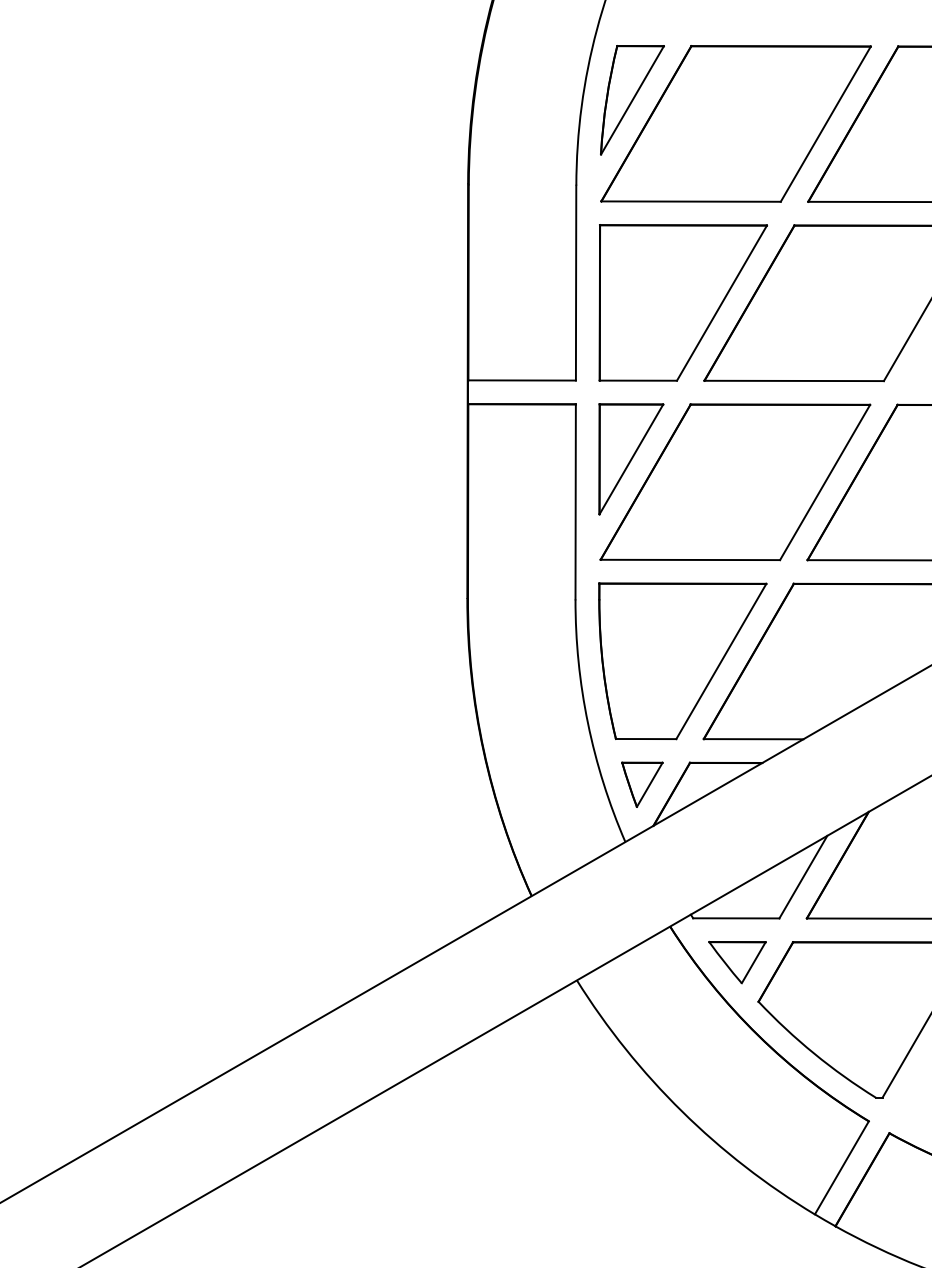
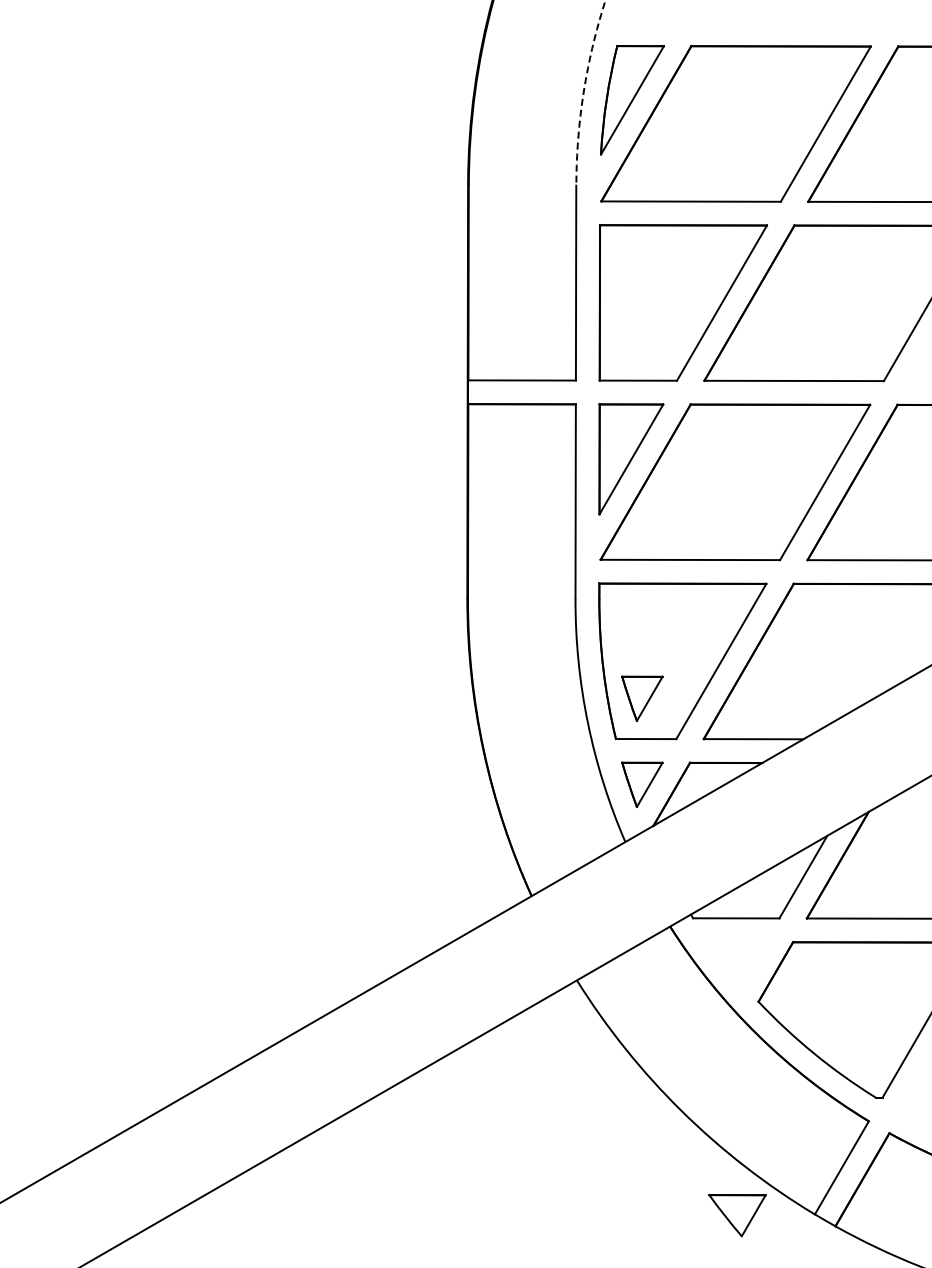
arc: solid -> dashed (583, 90)
part: none -> present (642, 698)
part position: (737, 962) -> (737, 1215) (737, 1215)
